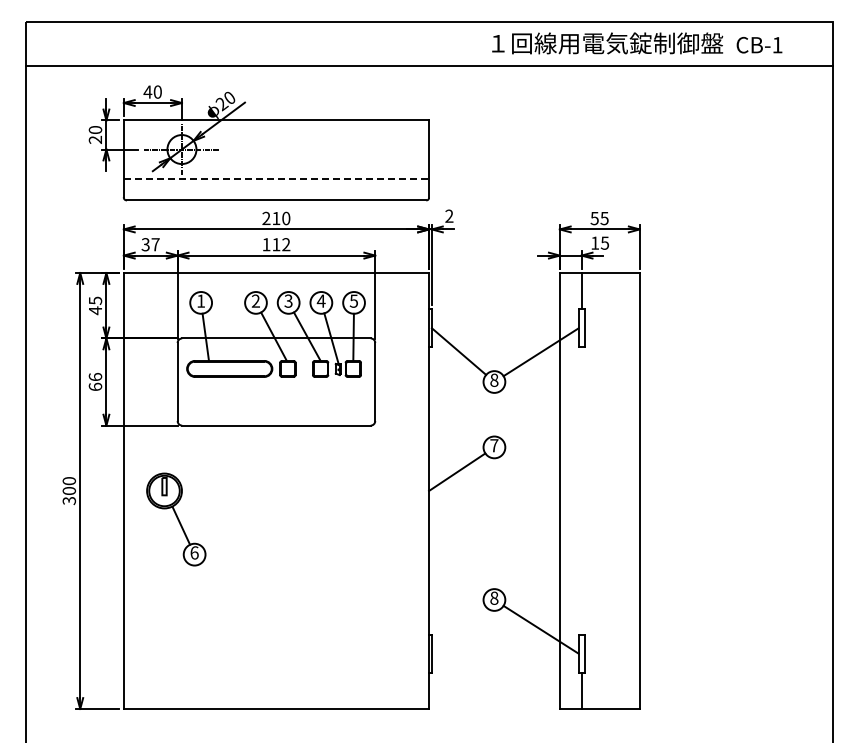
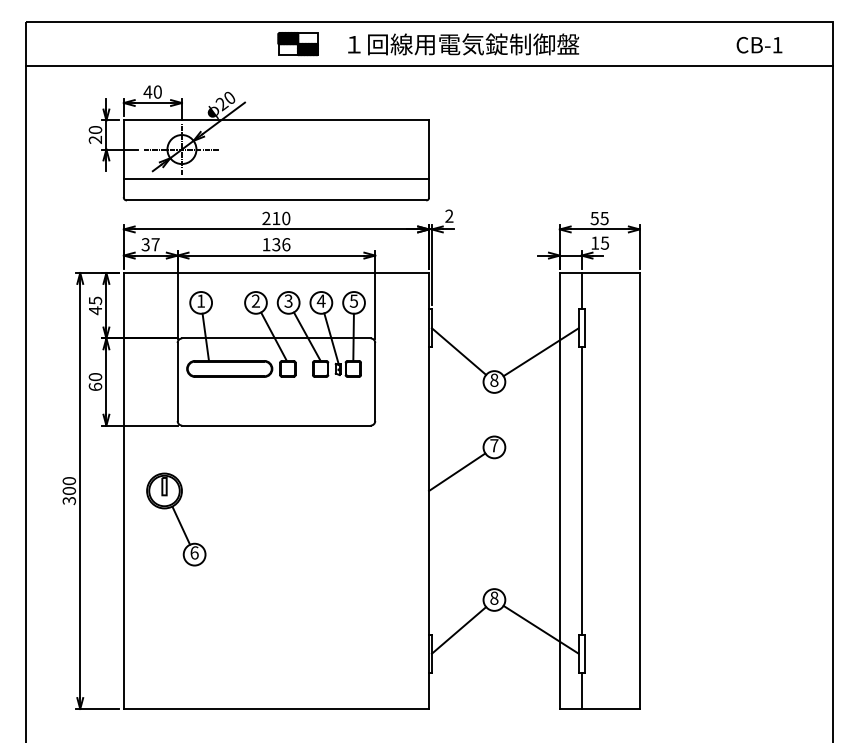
text position: (607, 43) -> (463, 44) (463, 44)
part: none -> present (297, 44)
line: dashed -> solid (276, 178)
text: 112 -> 136 (281, 244)
text: 66 -> 60 (94, 377)
line: none -> present (581, 490)
line: none -> present (458, 630)
